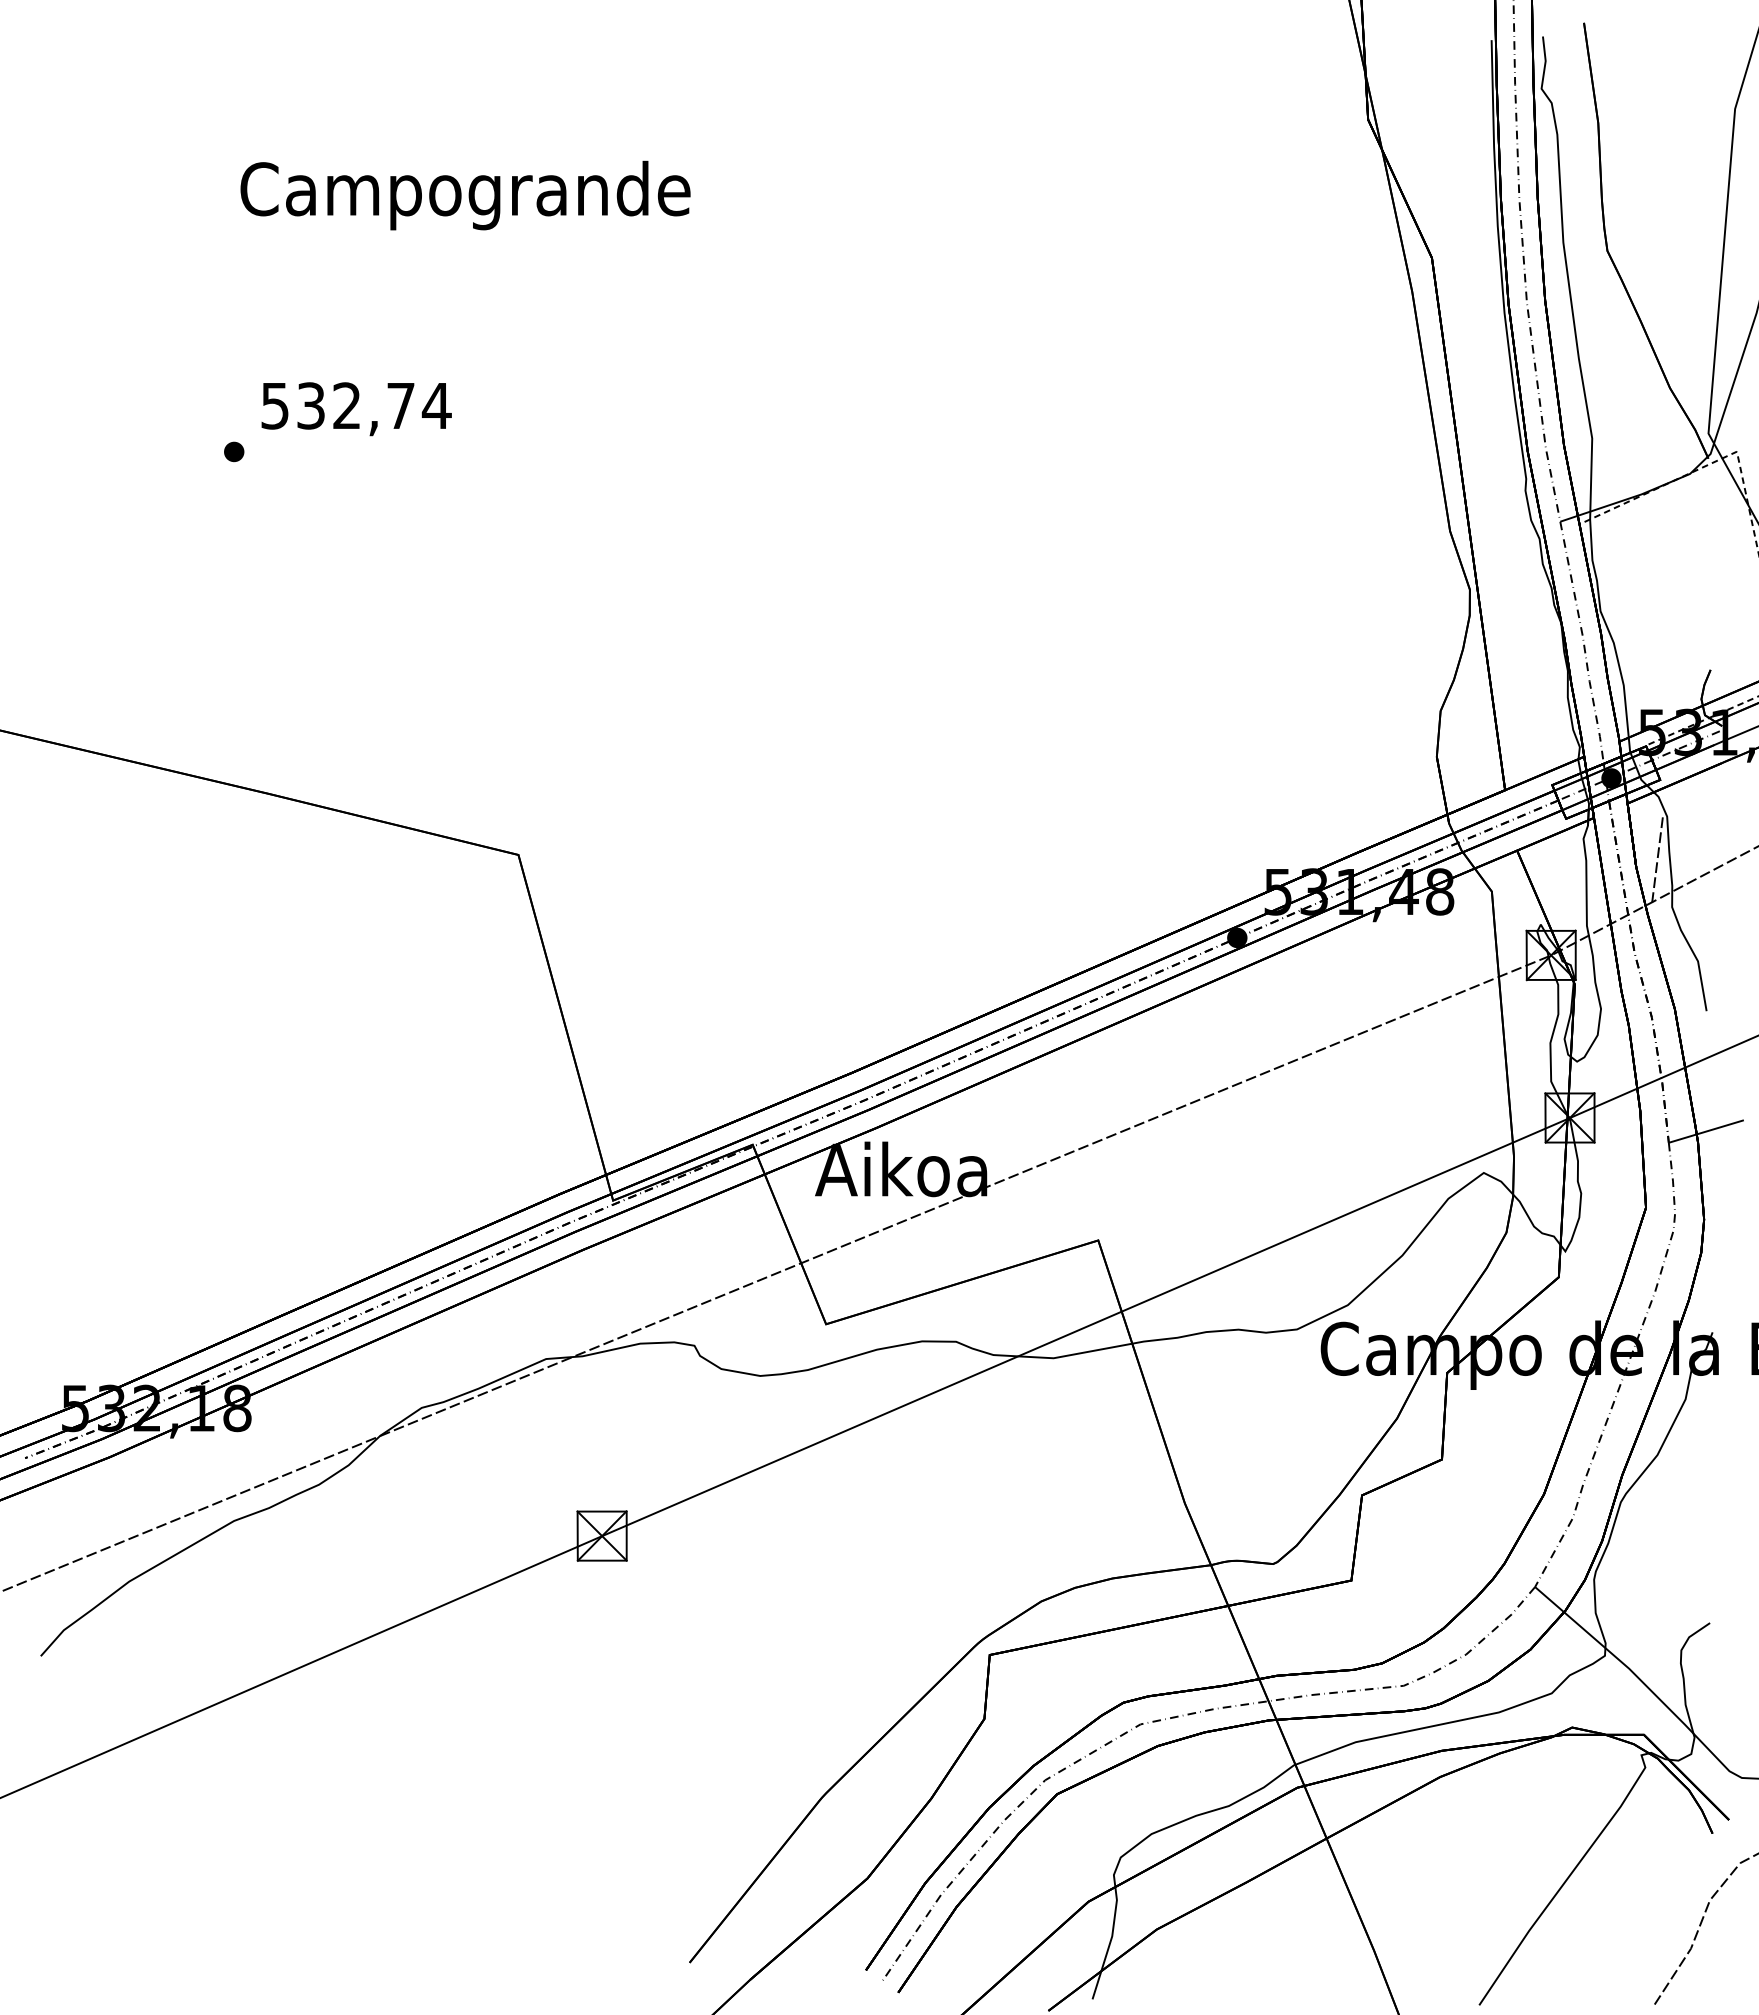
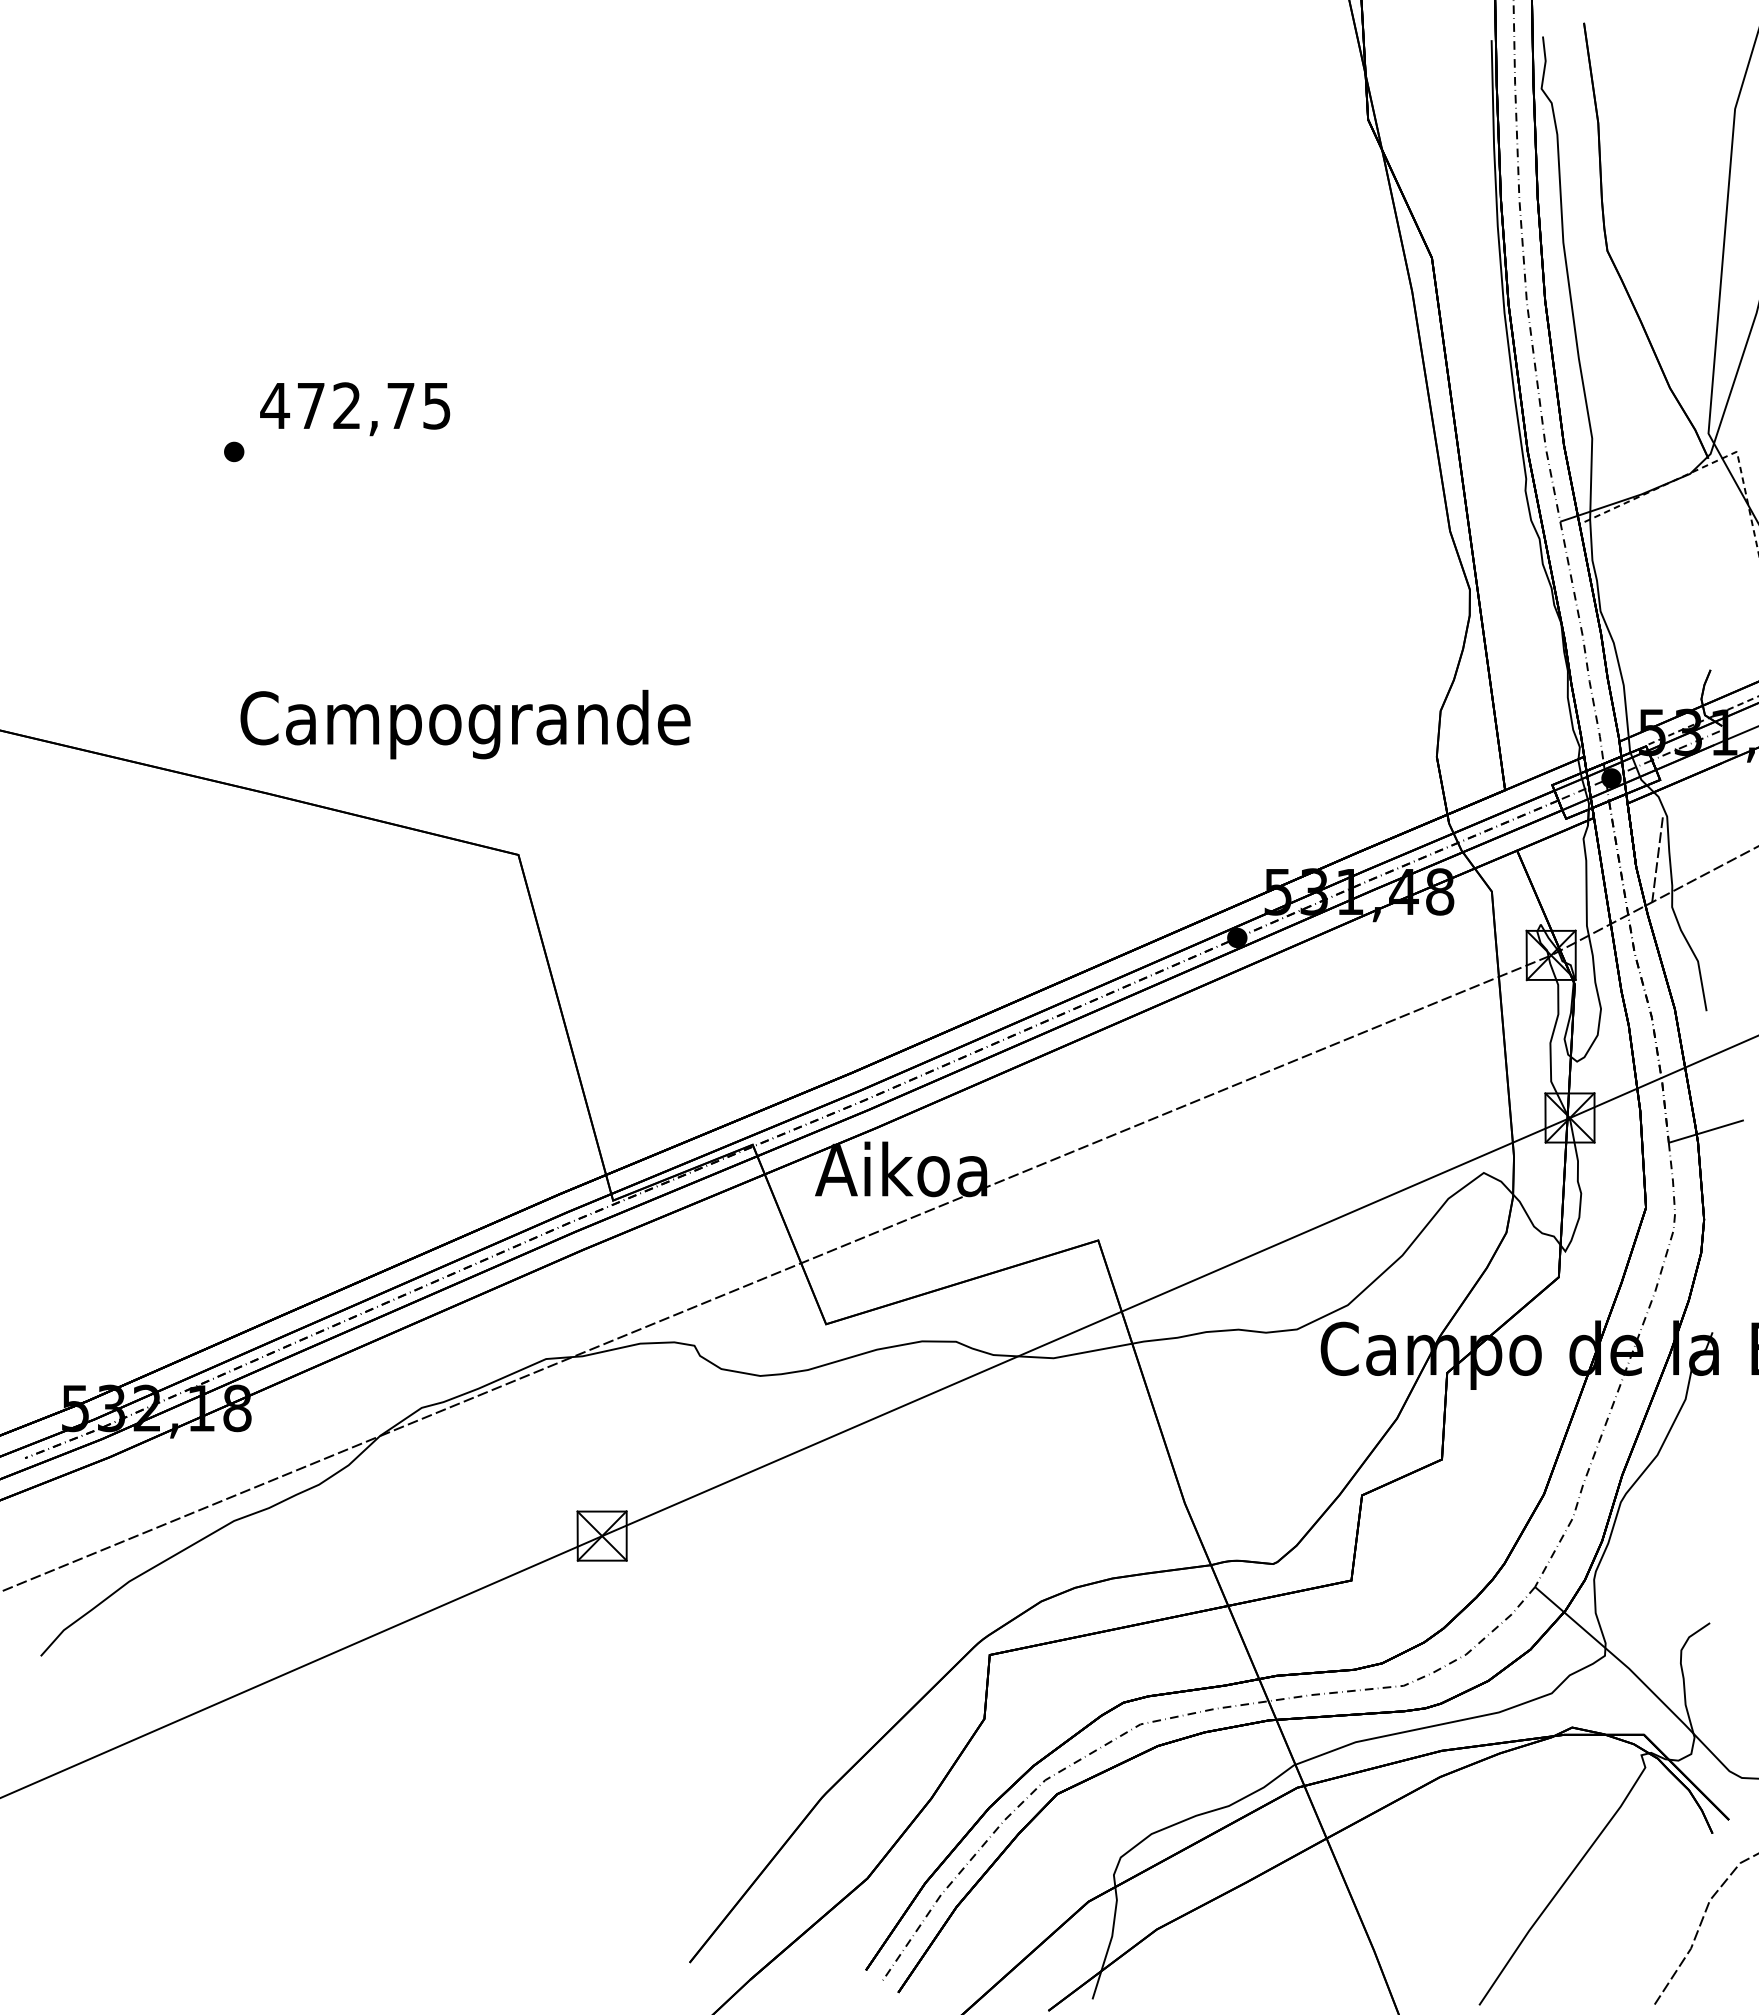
text position: (465, 195) -> (465, 724) (465, 724)
text: 532,74 -> 472,75 (355, 405)
